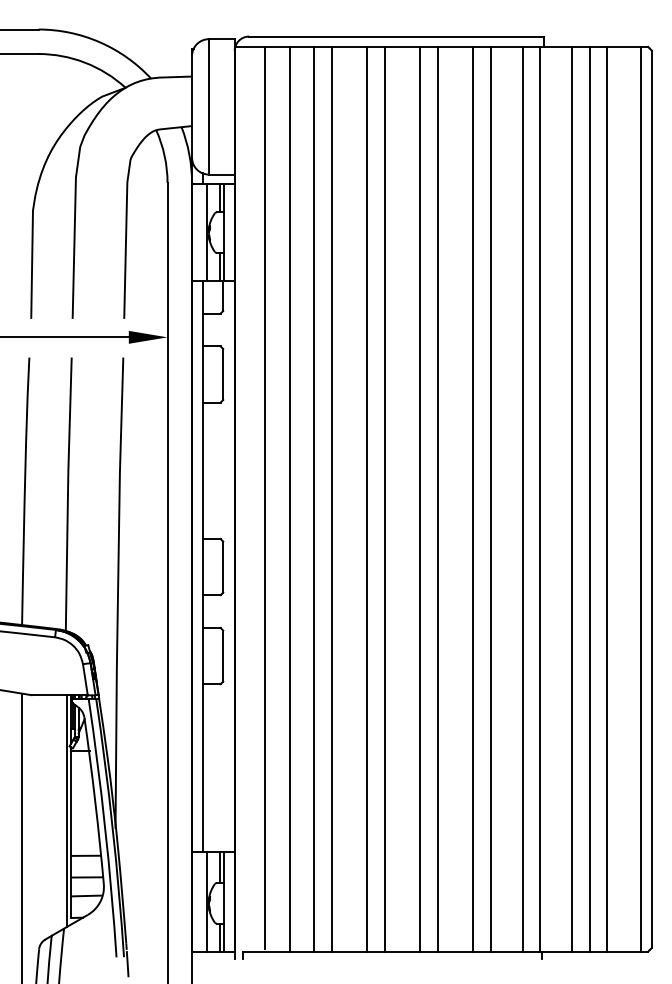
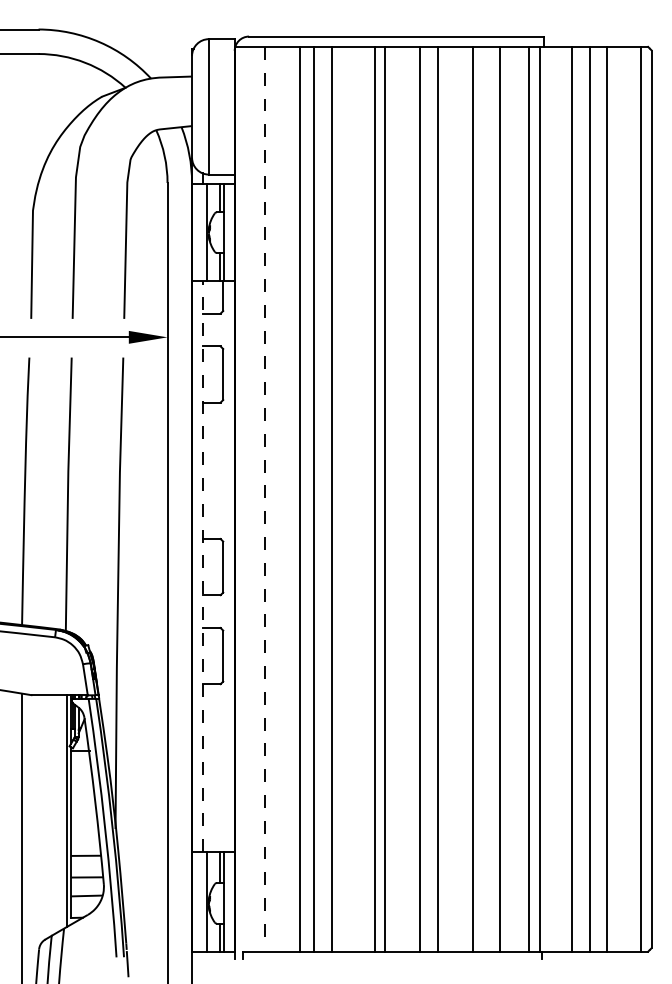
line: solid -> dashed (265, 498)
line position: (289, 498) -> (299, 498) (299, 498)
line position: (367, 498) -> (375, 498) (375, 498)
line position: (490, 498) -> (499, 498) (499, 498)
line position: (522, 498) -> (528, 498) (528, 498)
line: solid -> dashed (202, 566)
